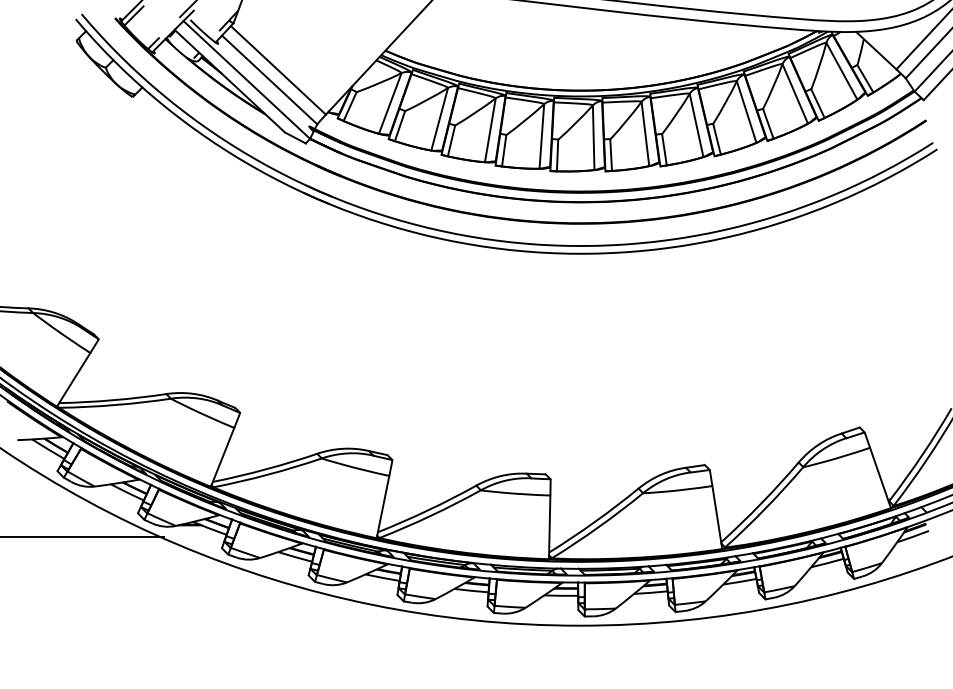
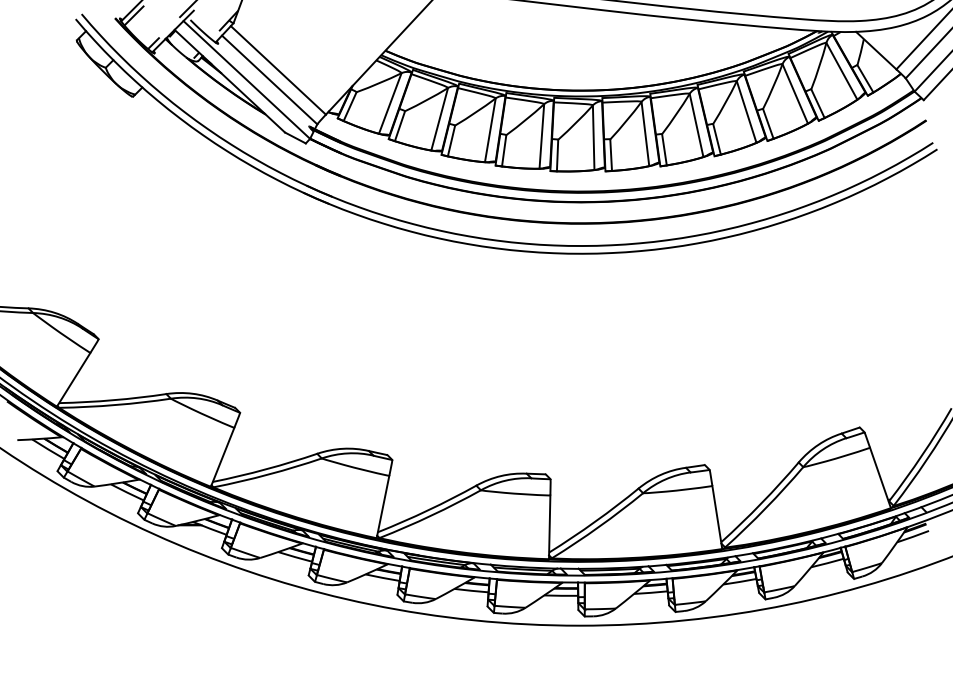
line: present -> none (82, 537)
